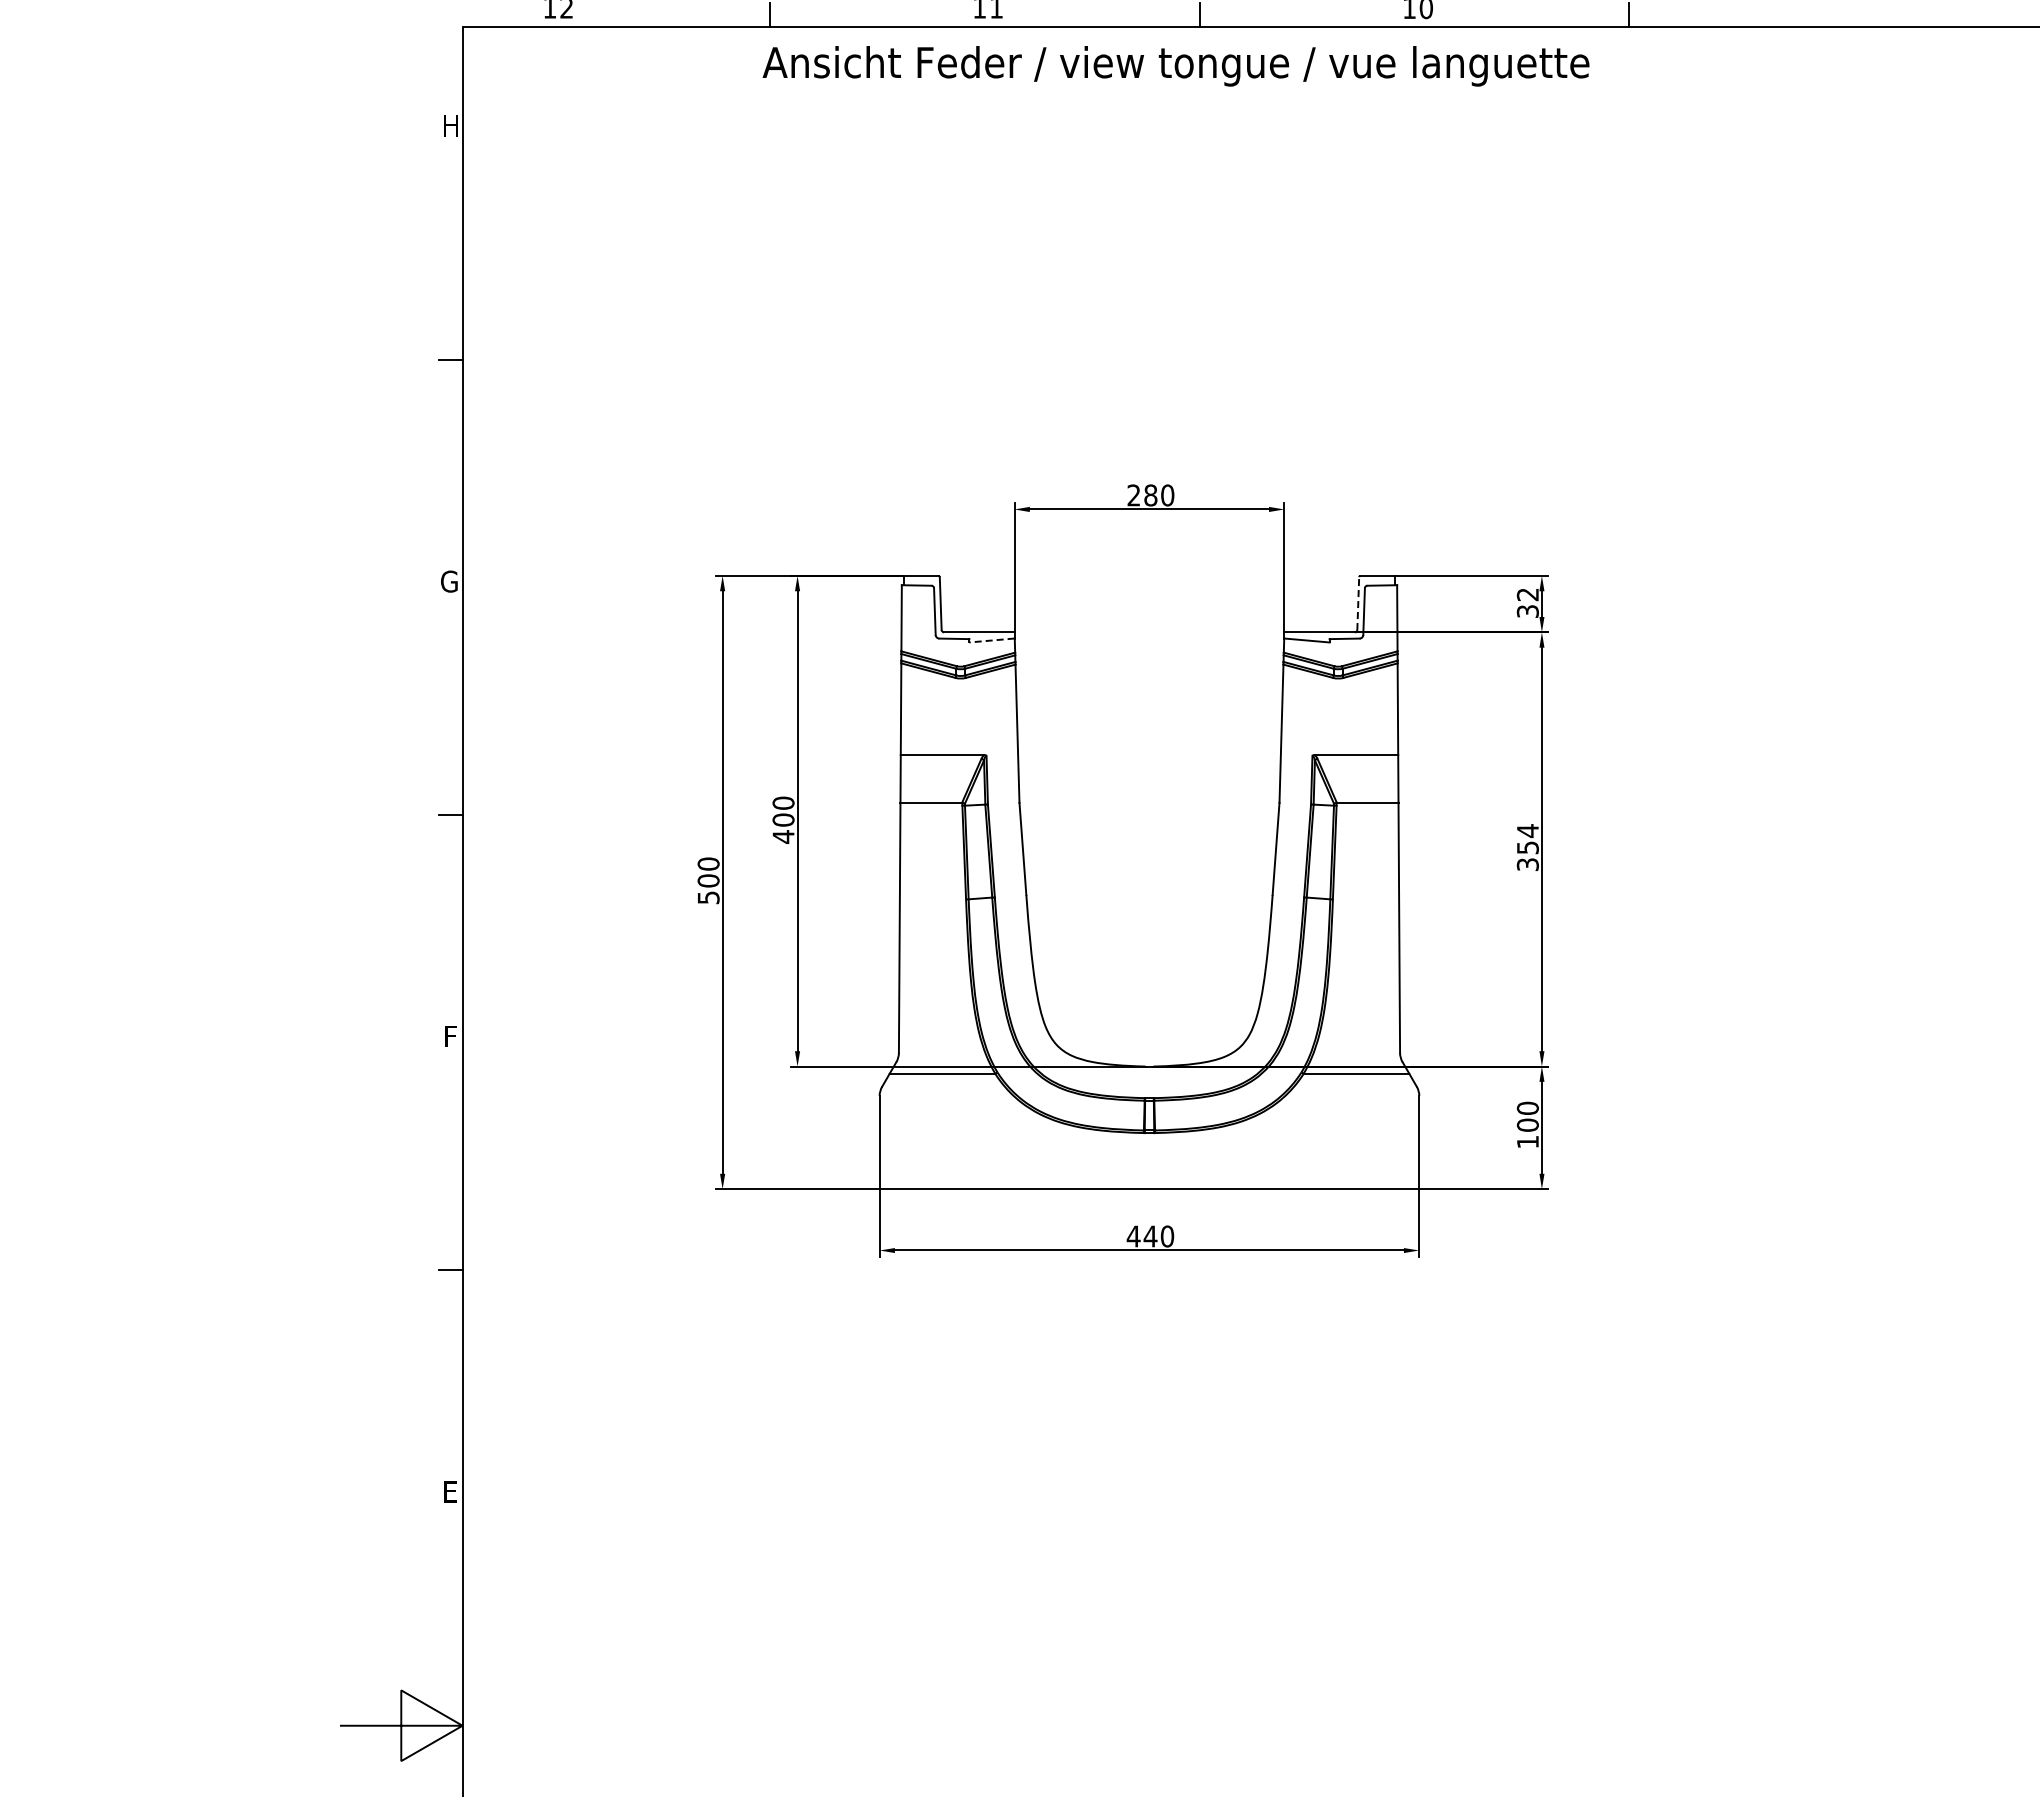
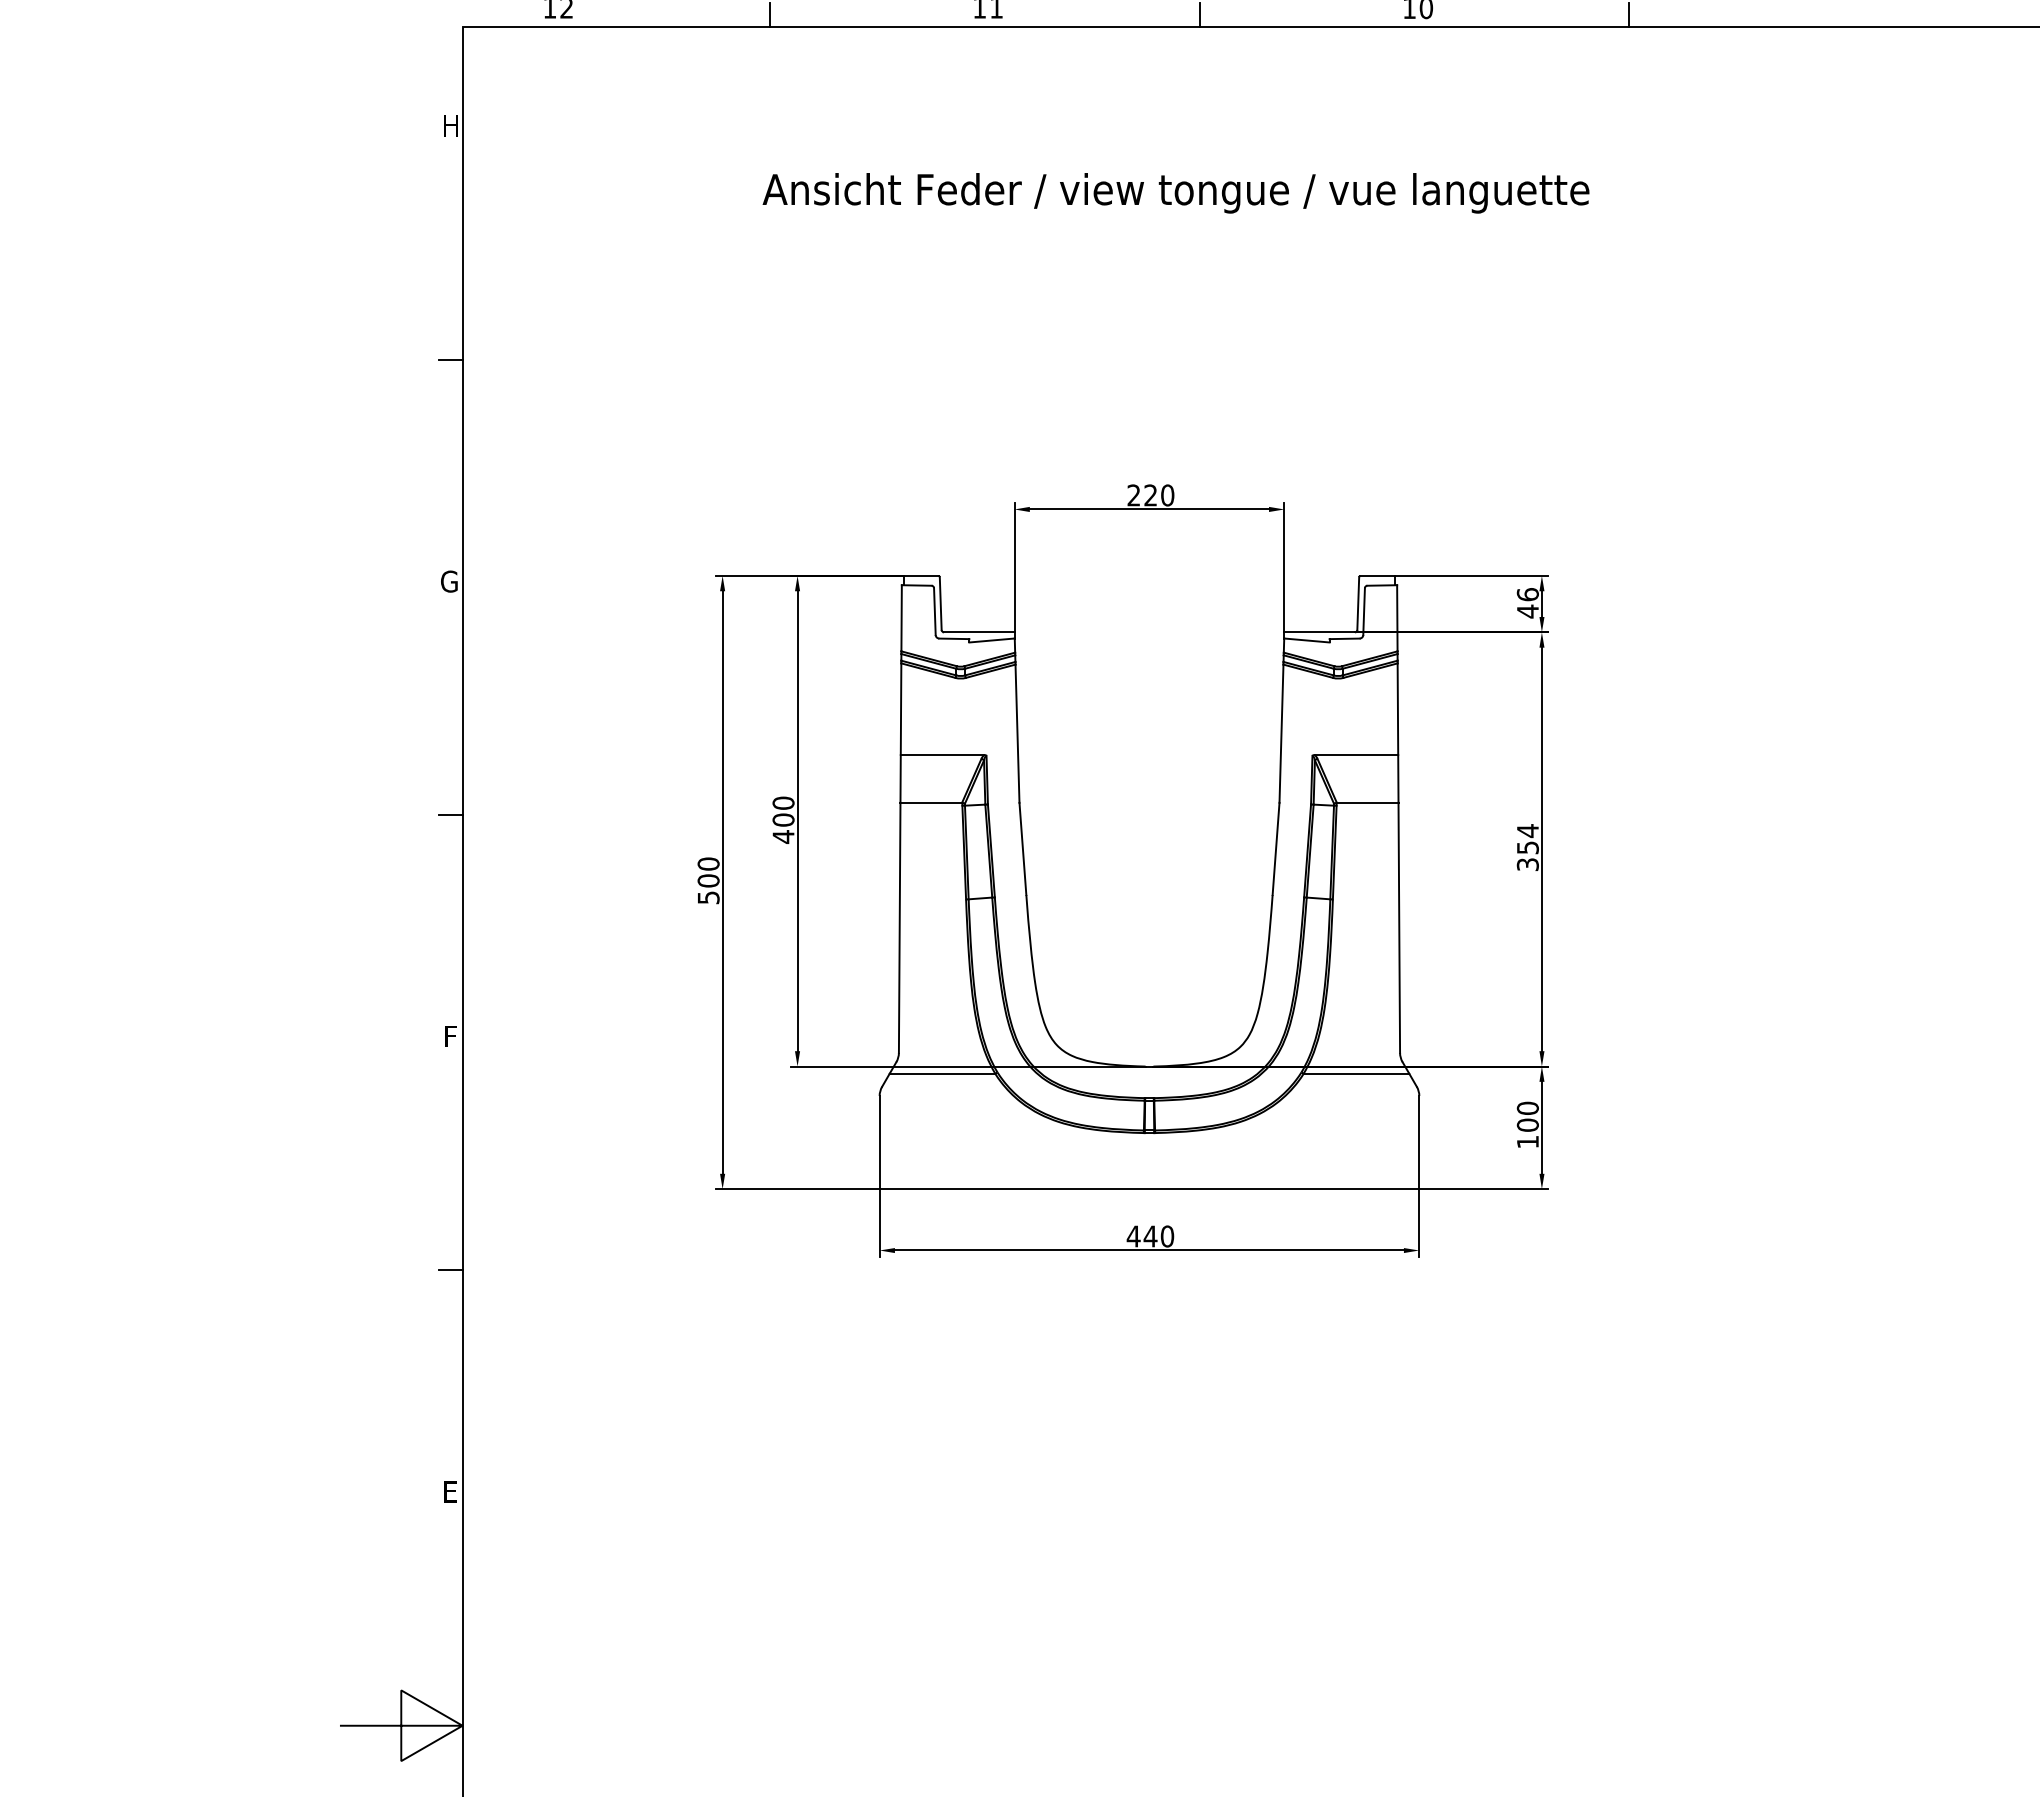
text position: (1175, 66) -> (1175, 193) (1175, 193)
text: 280 -> 220 (1150, 495)
line: dashed -> solid (1358, 603)
text: 32 -> 46 (1527, 603)
line: dashed -> solid (991, 640)
